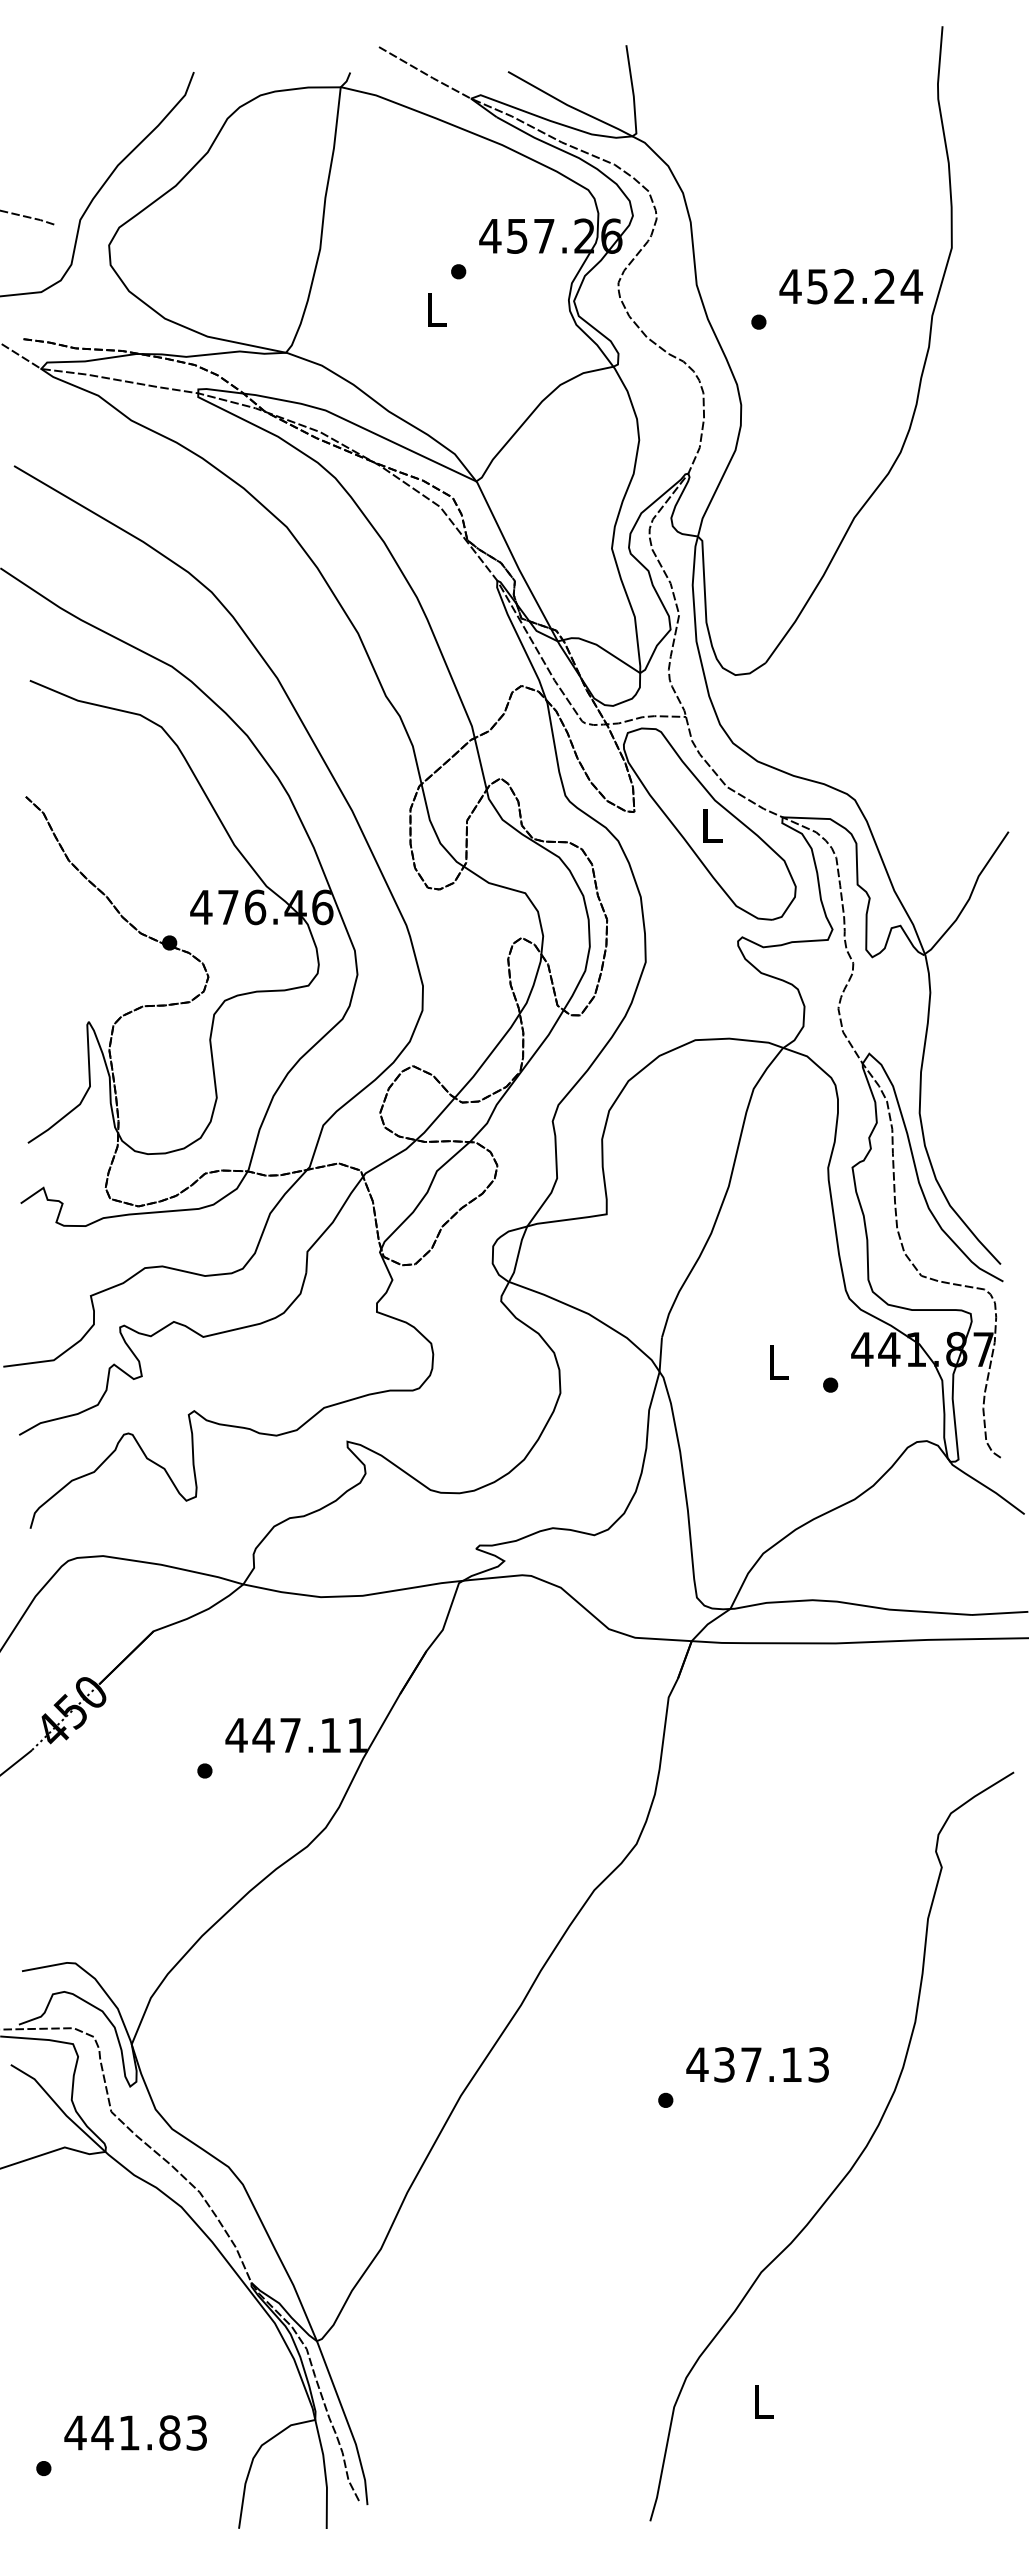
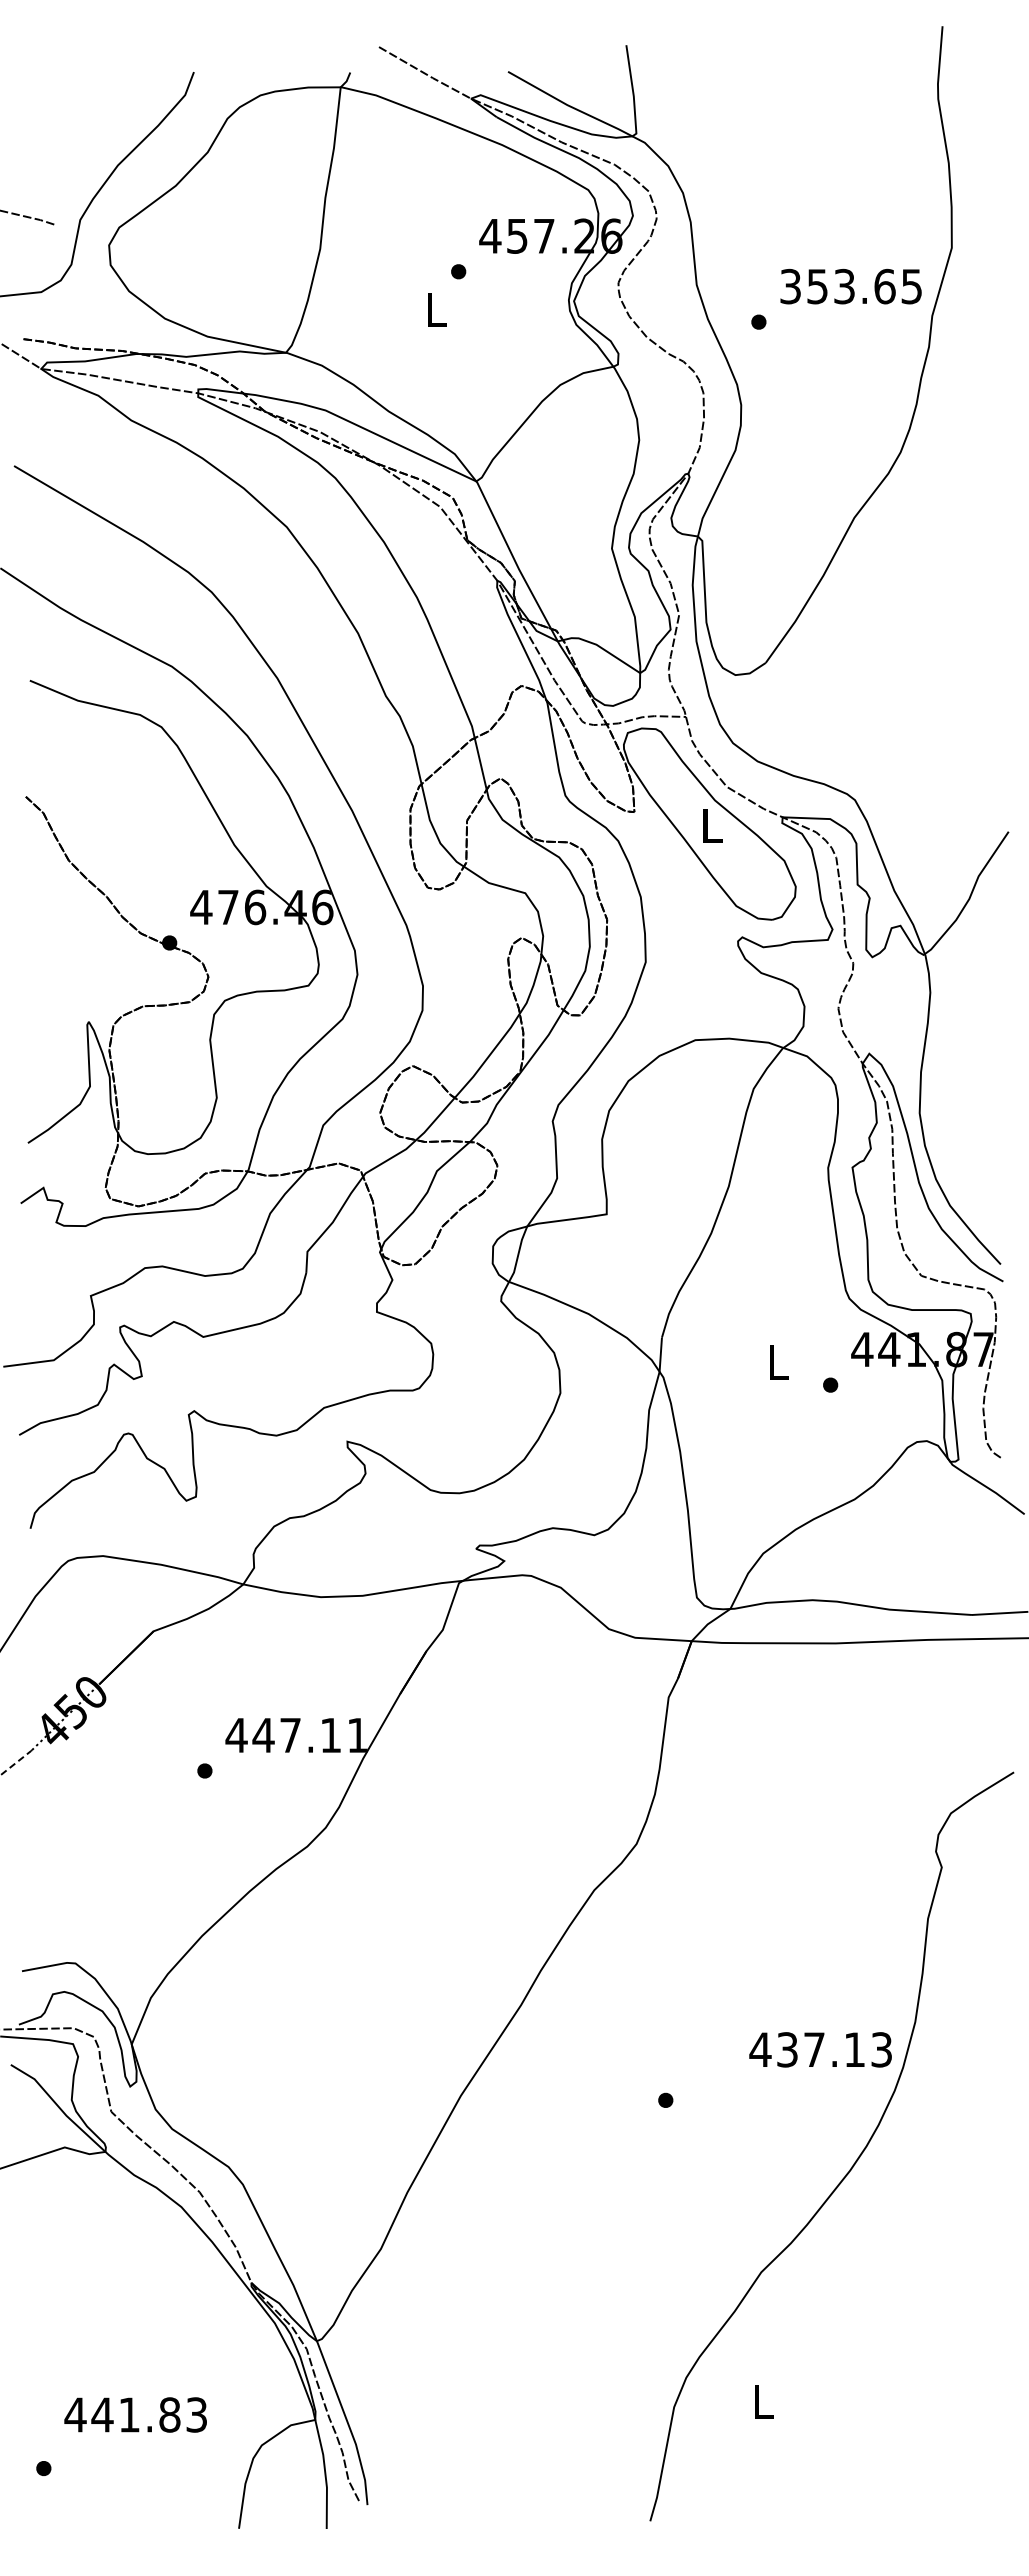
text: 452.24 -> 353.65 (851, 286)
line: solid -> dashed (17, 1762)
text position: (757, 2064) -> (820, 2049) (820, 2049)
text position: (135, 2432) -> (135, 2414) (135, 2414)
